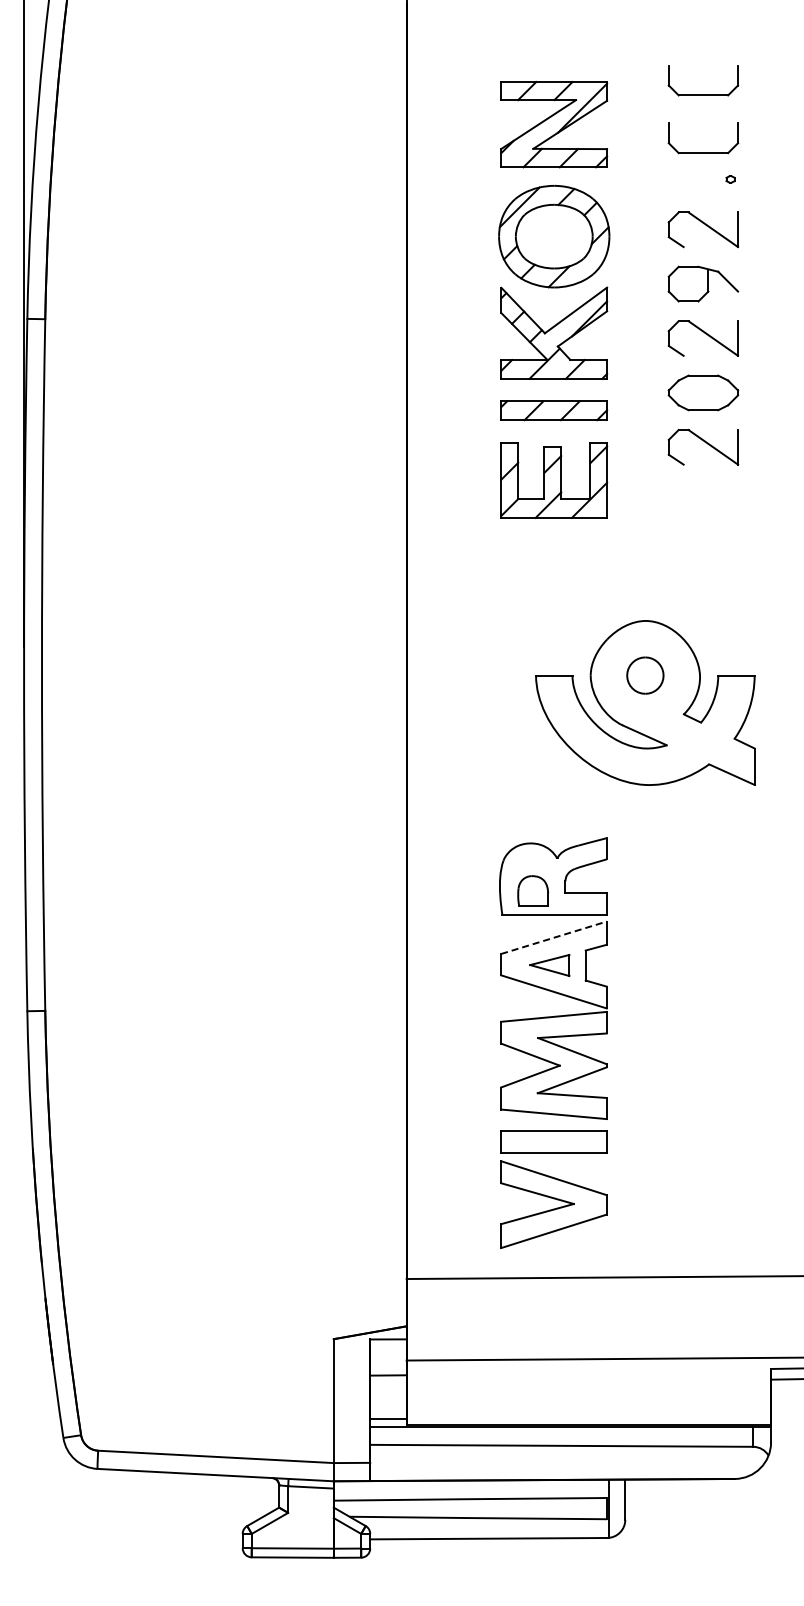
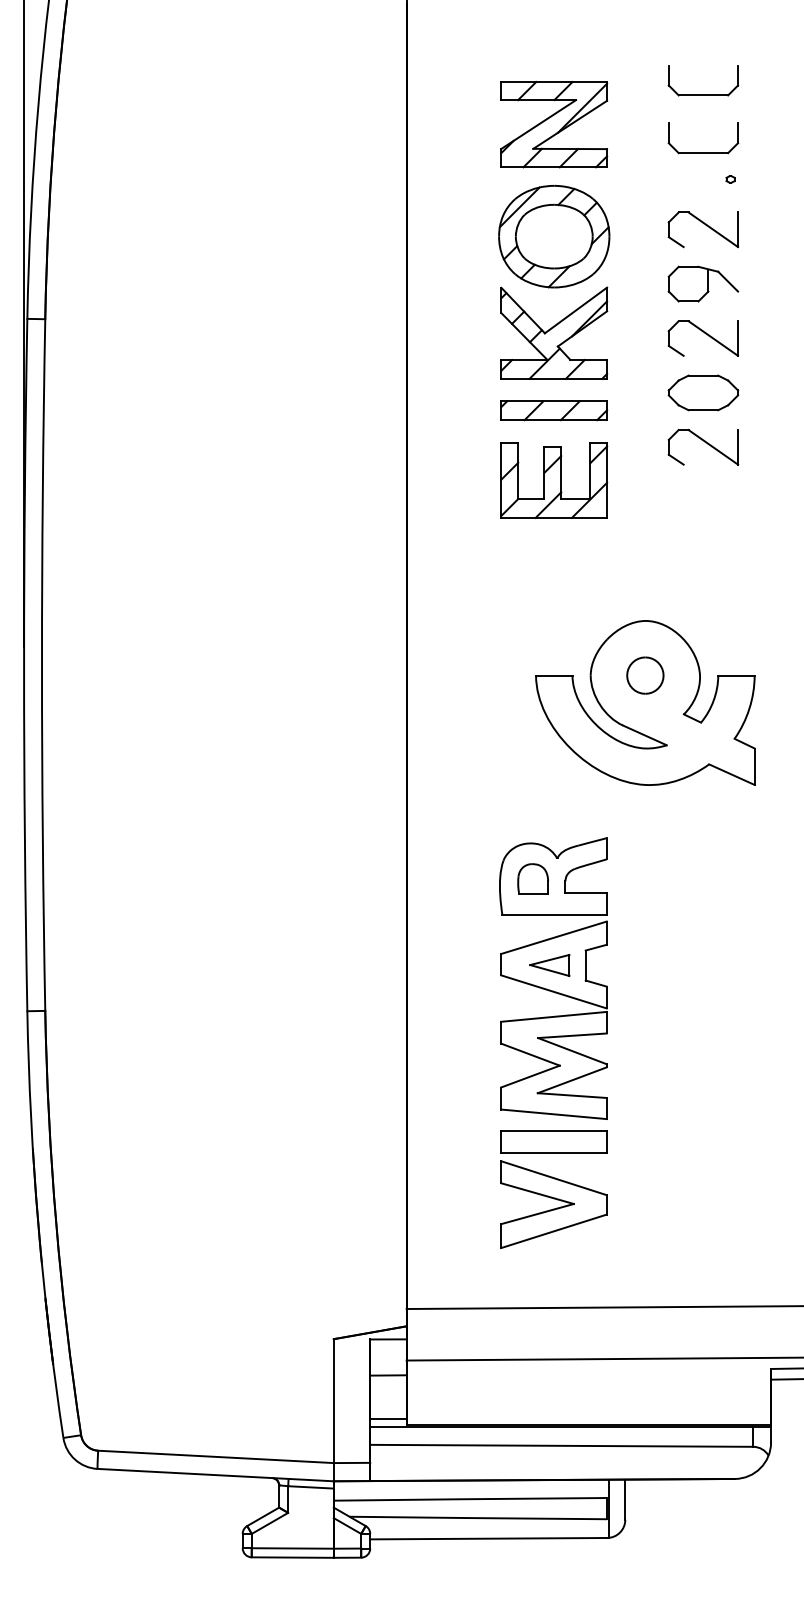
part position: (532, 890) -> (532, 878) (532, 878)
line: dashed -> solid (554, 937)
line position: (603, 1277) -> (603, 1307) (603, 1307)
